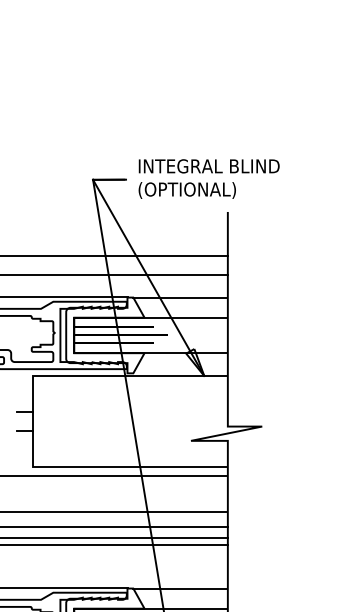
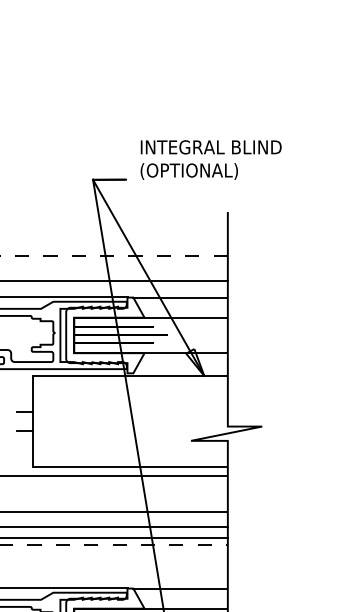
text position: (208, 178) -> (210, 159) (210, 159)
line: solid -> dashed (113, 256)
line position: (114, 274) -> (114, 280) (114, 280)
line: solid -> dashed (113, 545)
